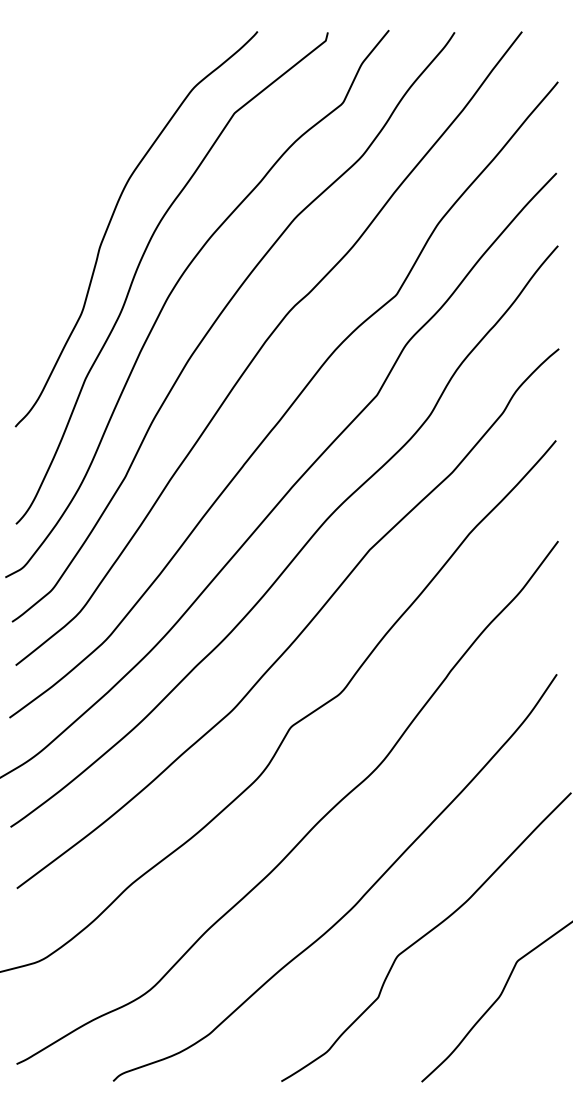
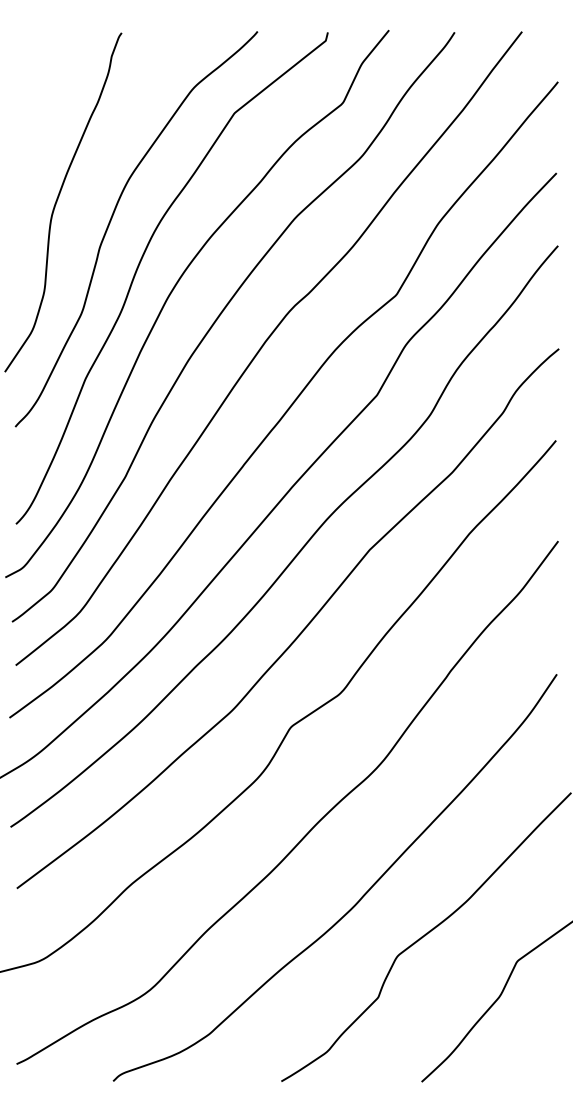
curve: none -> present (58, 199)
